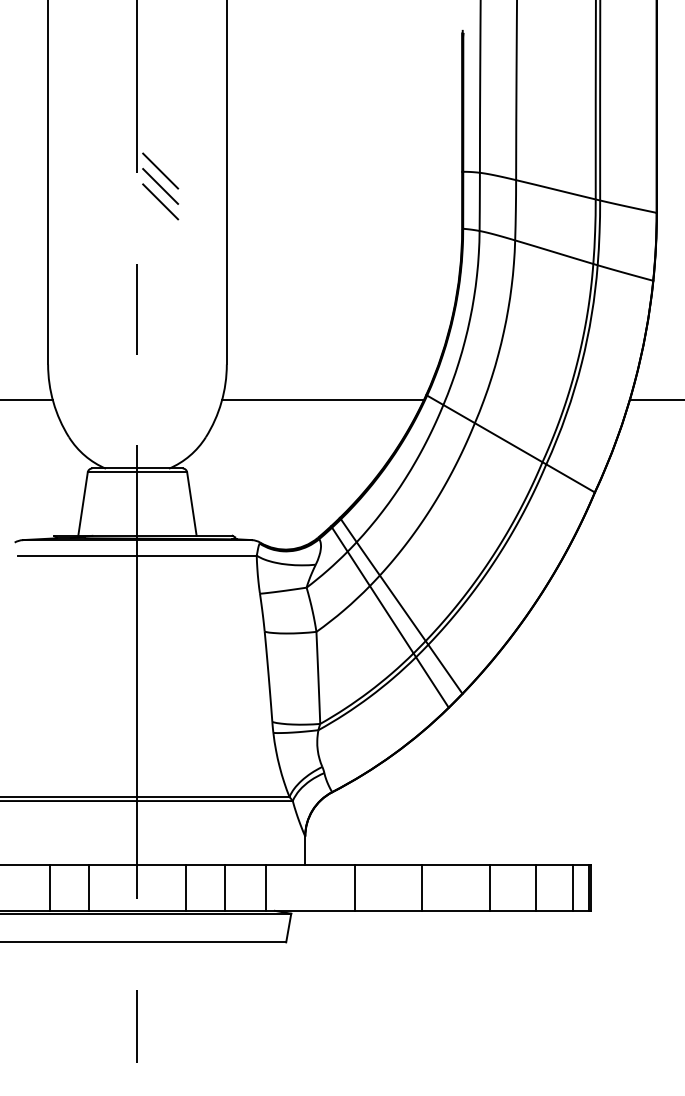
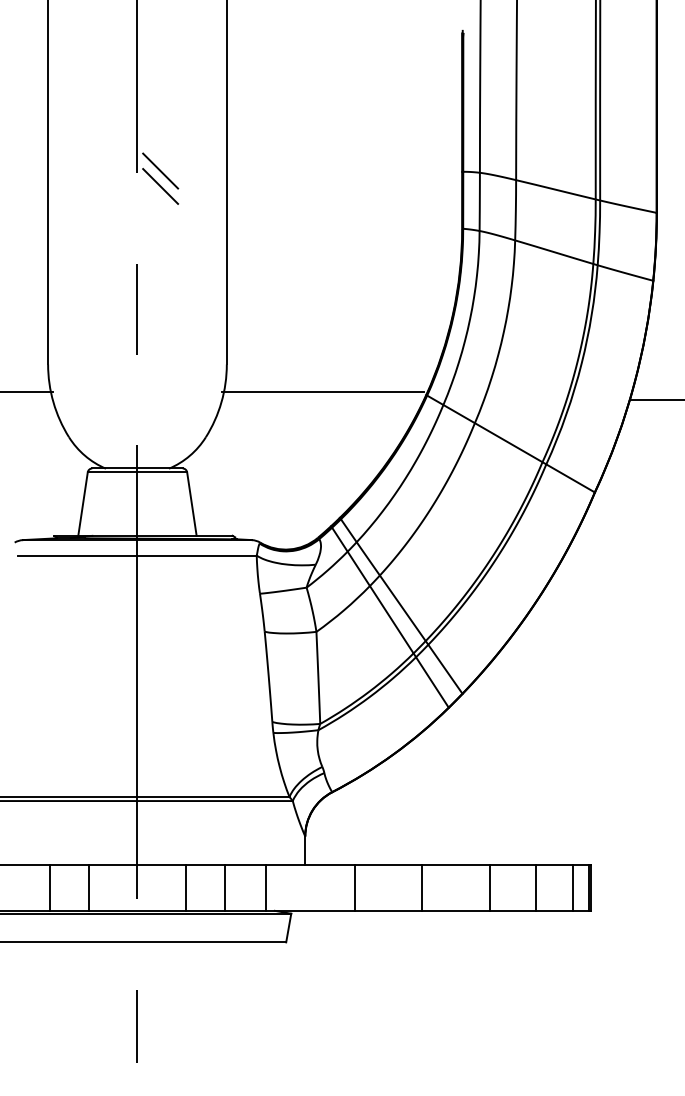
line: present -> none (160, 201)
line position: (27, 400) -> (27, 392) (27, 392)
line position: (322, 400) -> (322, 392) (322, 392)
